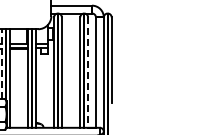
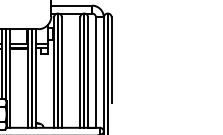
line: dashed -> solid (1, 63)
line: dashed -> solid (88, 73)
